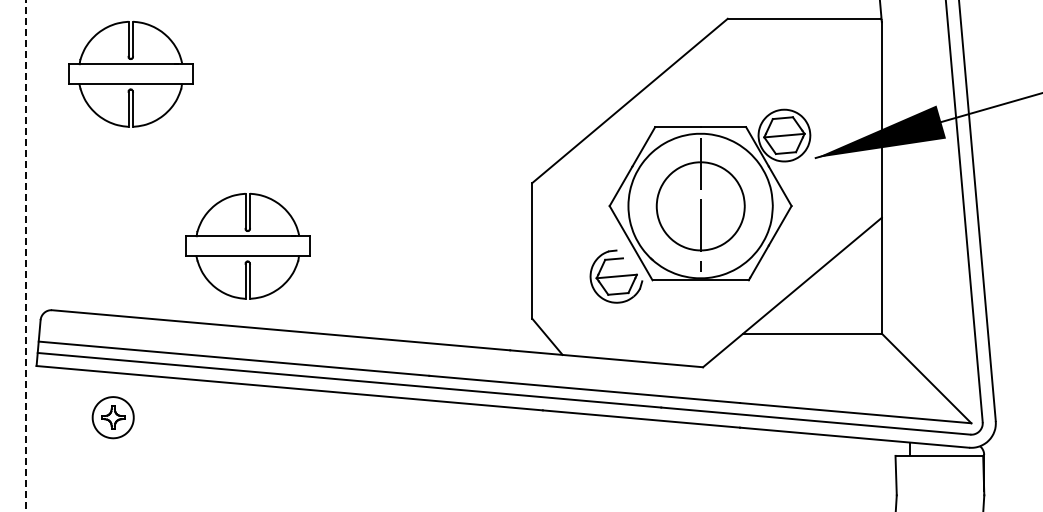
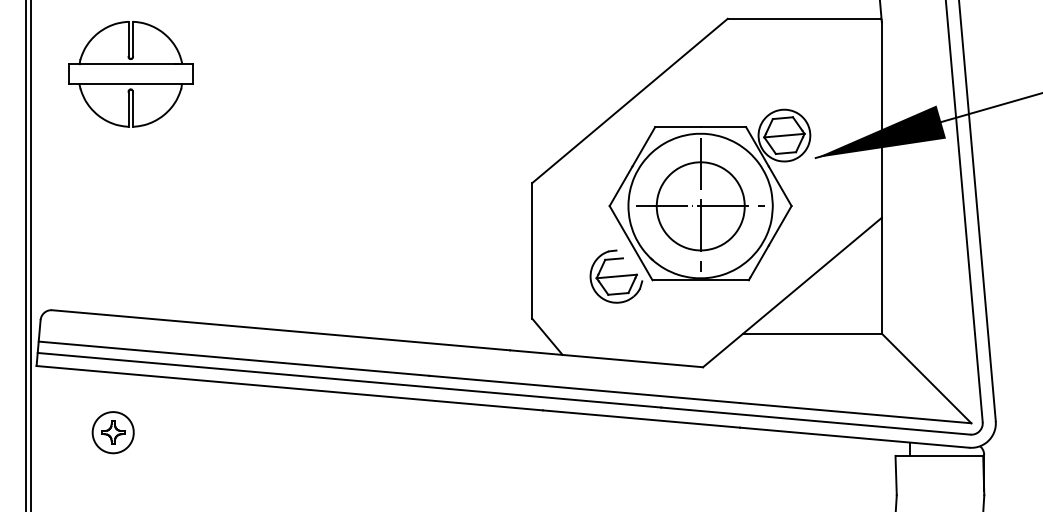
line: none -> present (699, 206)
part: present -> none (247, 245)
line: dashed -> solid (25, 255)
line: none -> present (31, 255)
part position: (112, 417) -> (112, 432) (112, 432)
